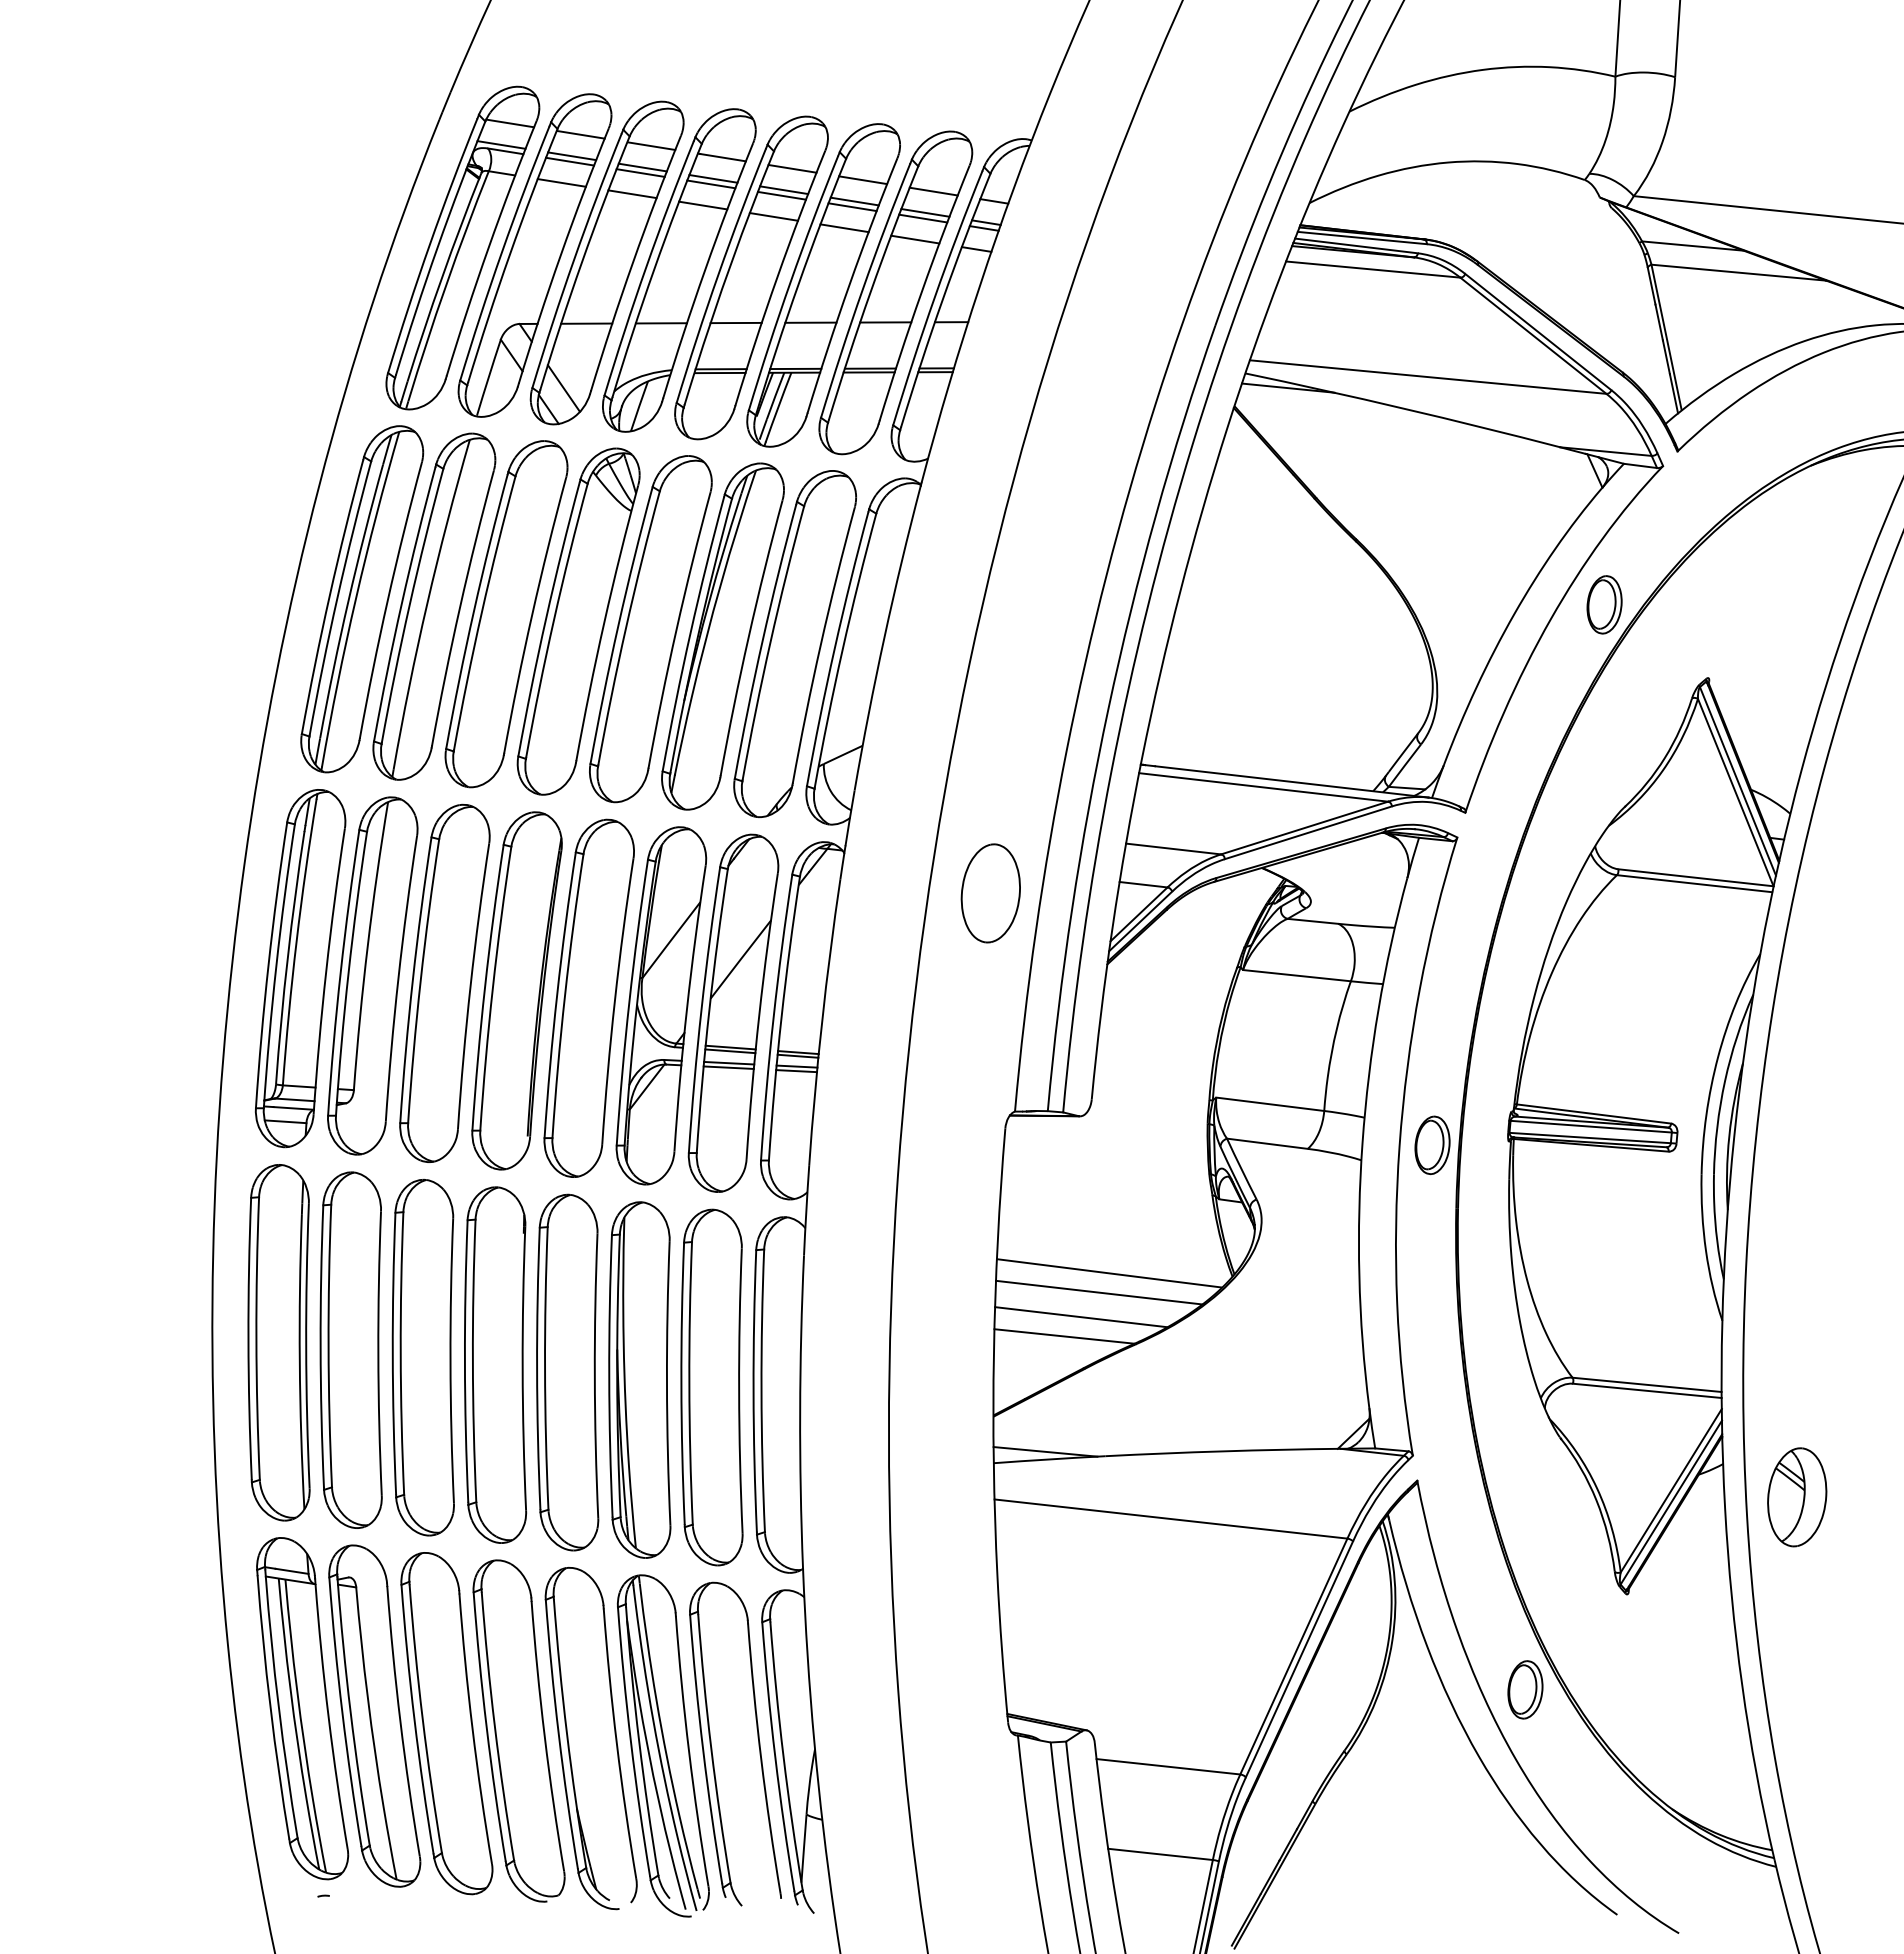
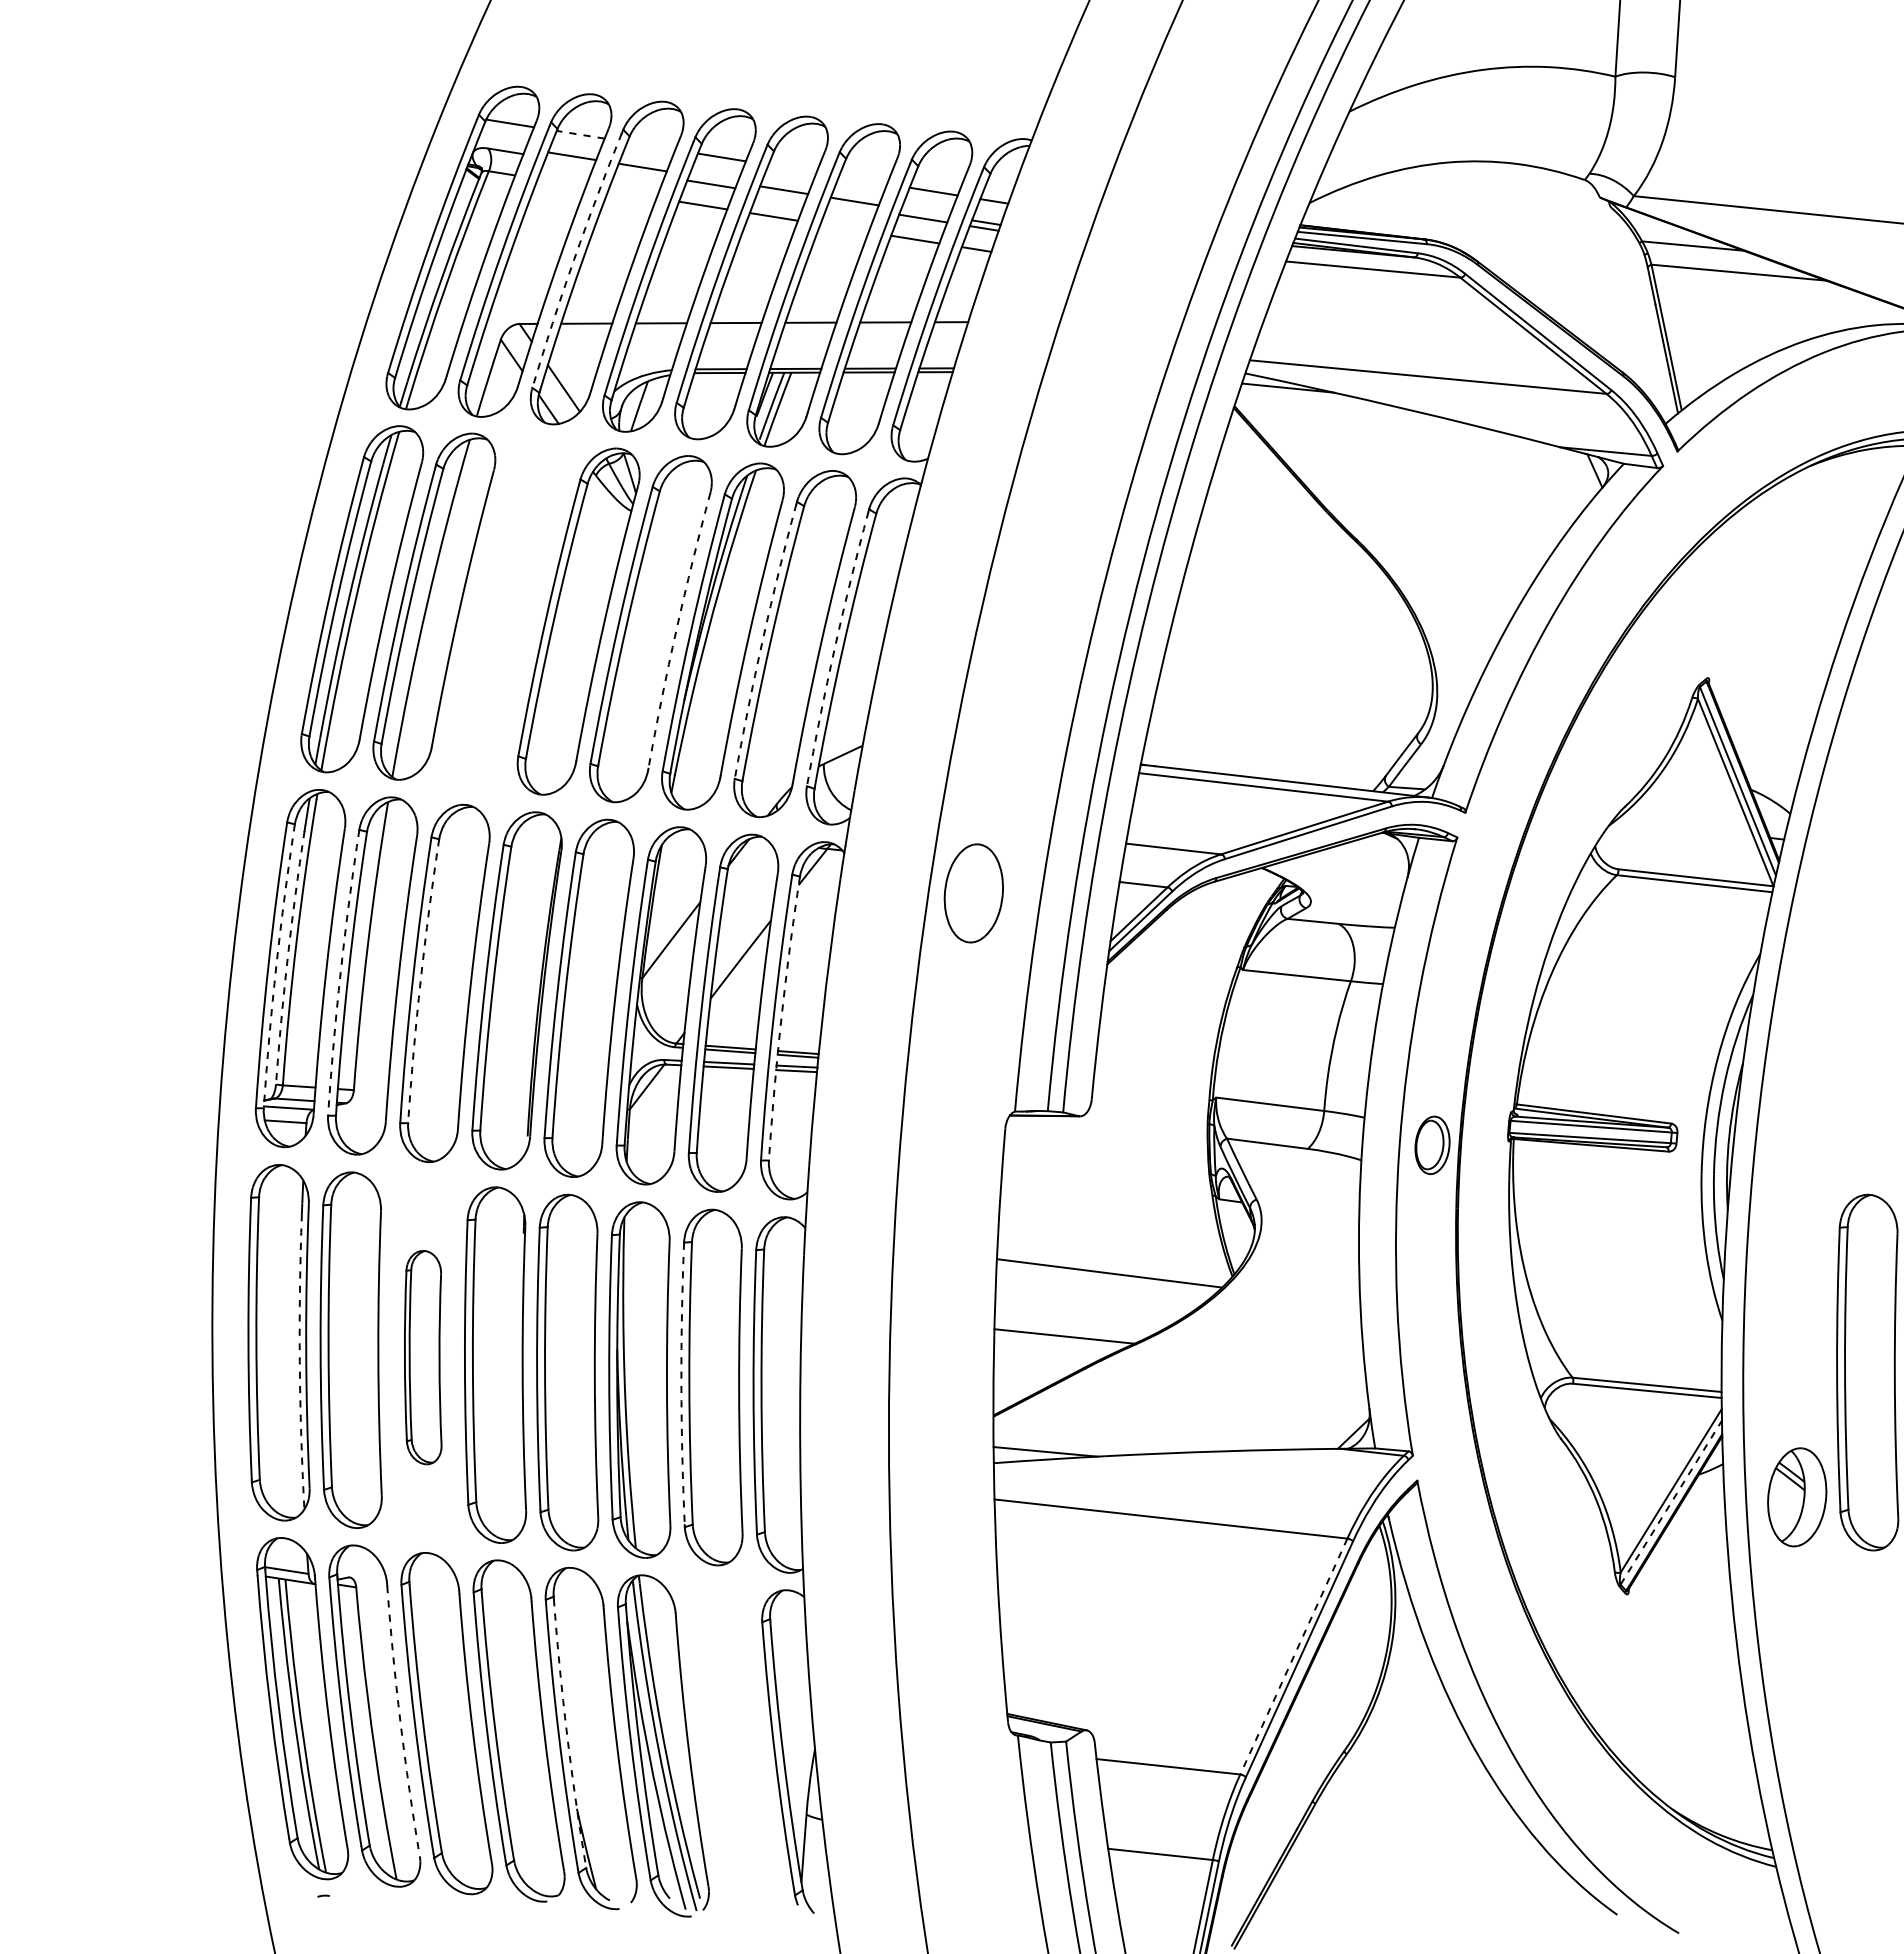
line: solid -> dashed (580, 134)
line: present -> none (501, 144)
line: present -> none (651, 145)
line: present -> none (570, 161)
line: present -> none (792, 168)
line: present -> none (640, 172)
line: present -> none (713, 178)
line: present -> none (863, 180)
line: present -> none (561, 182)
line: present -> none (632, 194)
line: present -> none (781, 195)
line: present -> none (852, 207)
line: present -> none (925, 212)
line: present -> none (844, 228)
arc: solid -> dashed (574, 259)
part: present -> none (1604, 604)
part: present -> none (506, 614)
arc: solid -> dashed (676, 630)
arc: solid -> dashed (762, 640)
arc: solid -> dashed (834, 648)
part position: (990, 893) -> (973, 893) (973, 893)
arc: solid -> dashed (287, 957)
arc: solid -> dashed (276, 965)
arc: solid -> dashed (340, 972)
arc: solid -> dashed (420, 980)
arc: solid -> dashed (781, 1018)
line: present -> none (1099, 1292)
line: present -> none (1081, 1317)
part size: 64x359 px -> 39x216 px (423, 1357)
arc: solid -> dashed (299, 1361)
part: none -> present (1867, 1372)
arc: solid -> dashed (681, 1383)
line: solid -> dashed (1671, 1502)
line: solid -> dashed (1293, 1656)
part: present -> none (1525, 1689)
arc: solid -> dashed (400, 1721)
arc: solid -> dashed (567, 1733)
part: present -> none (757, 1738)
